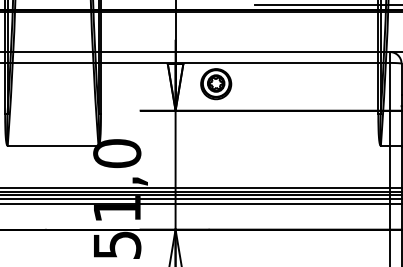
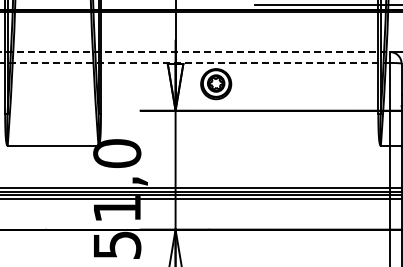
line: solid -> dashed (194, 52)
line: solid -> dashed (195, 62)
line: present -> none (200, 203)
